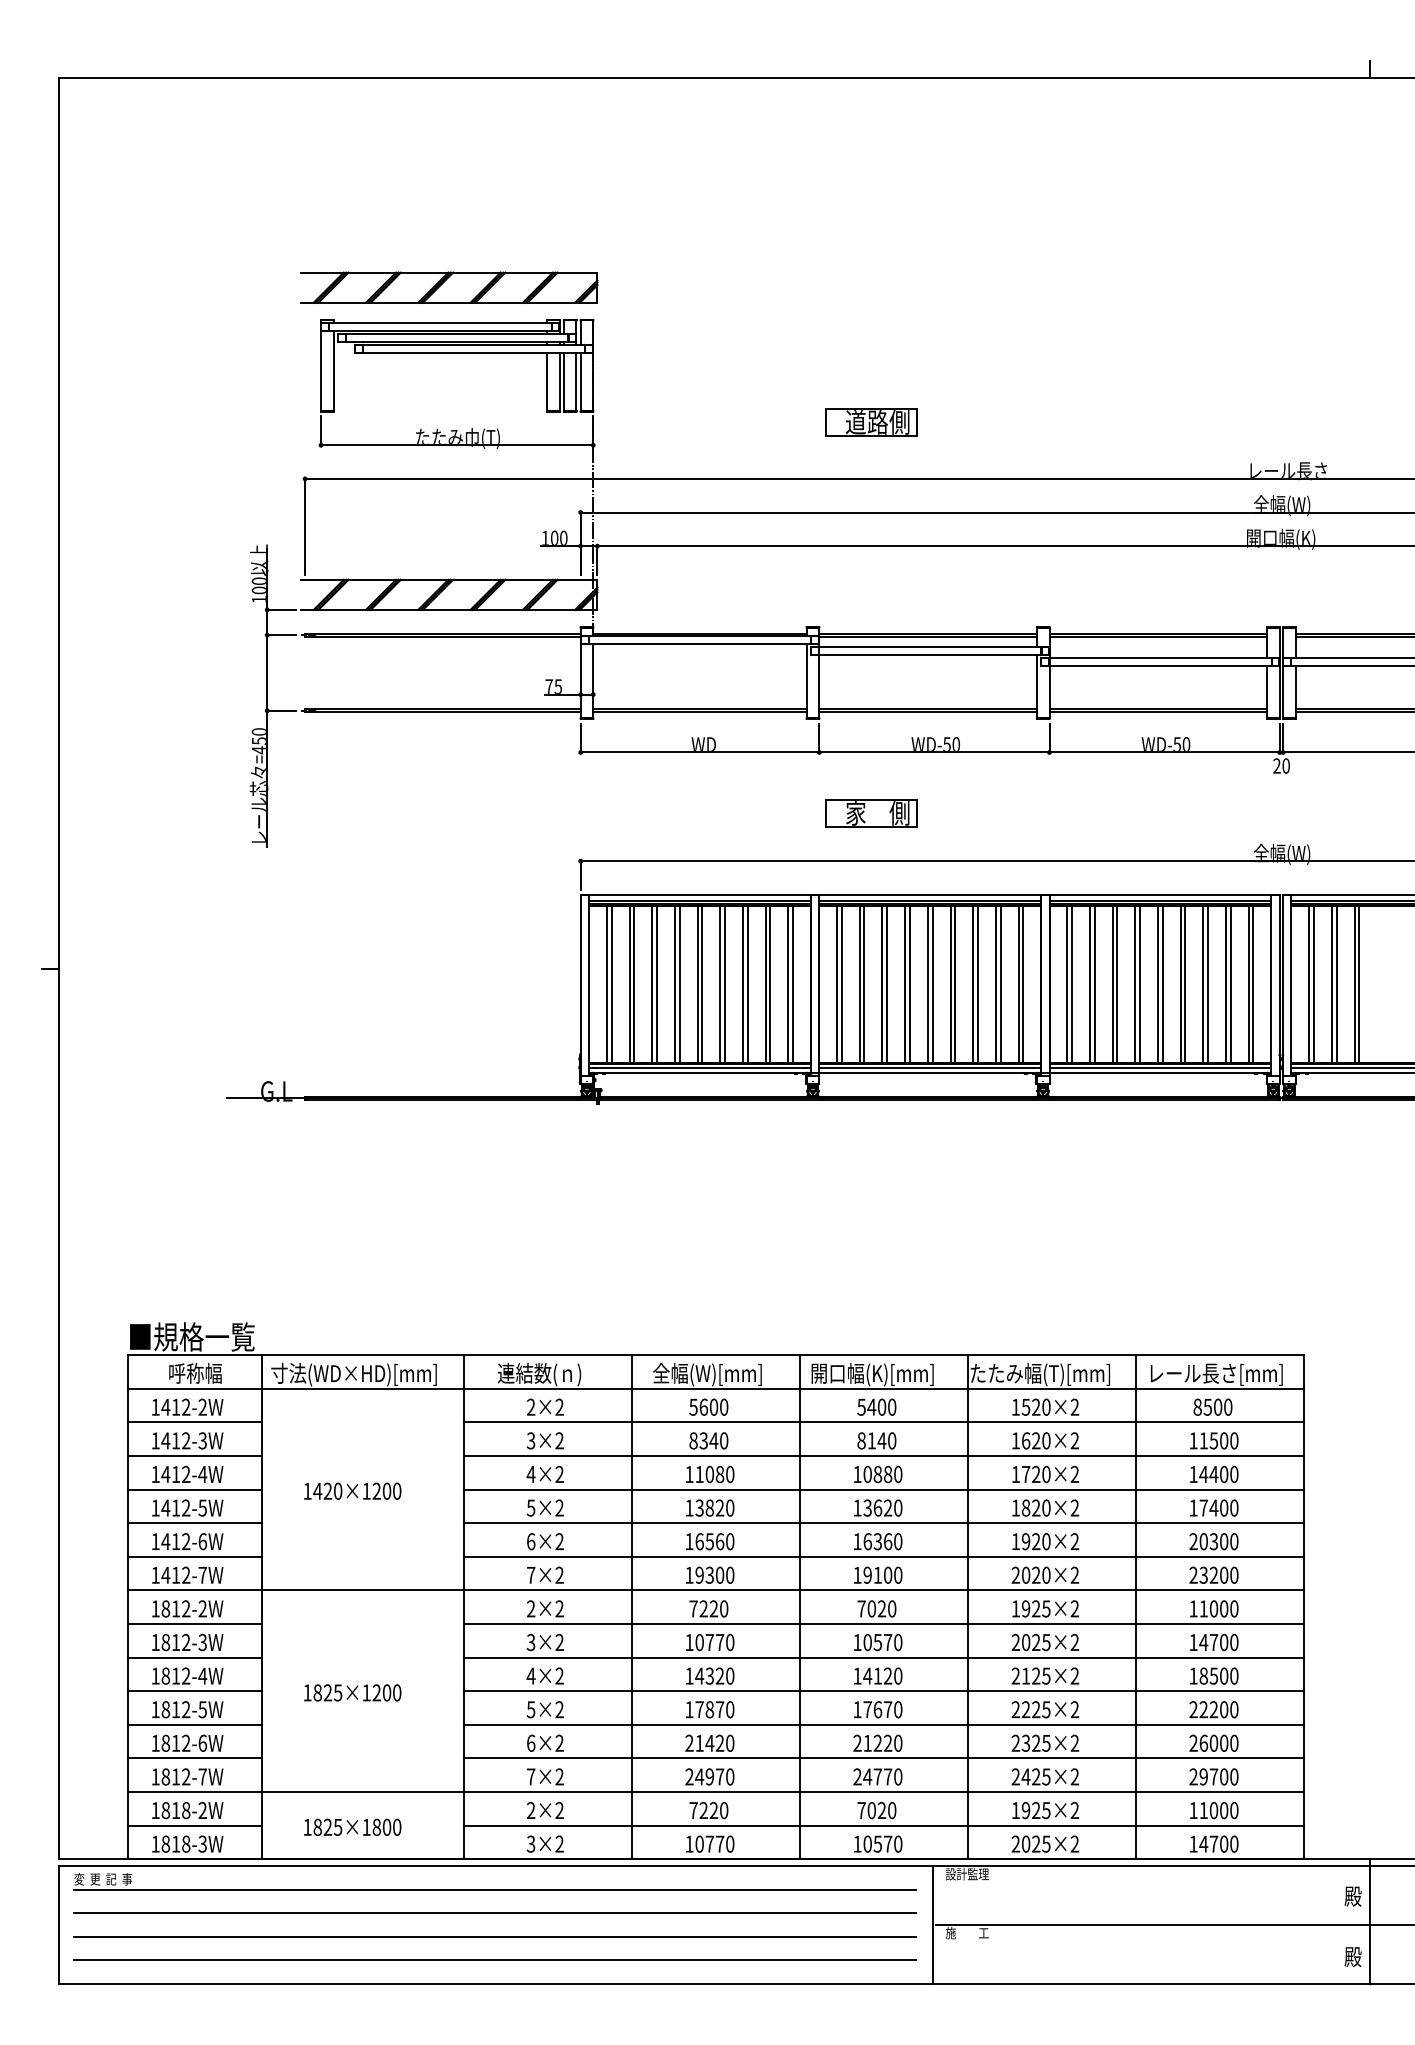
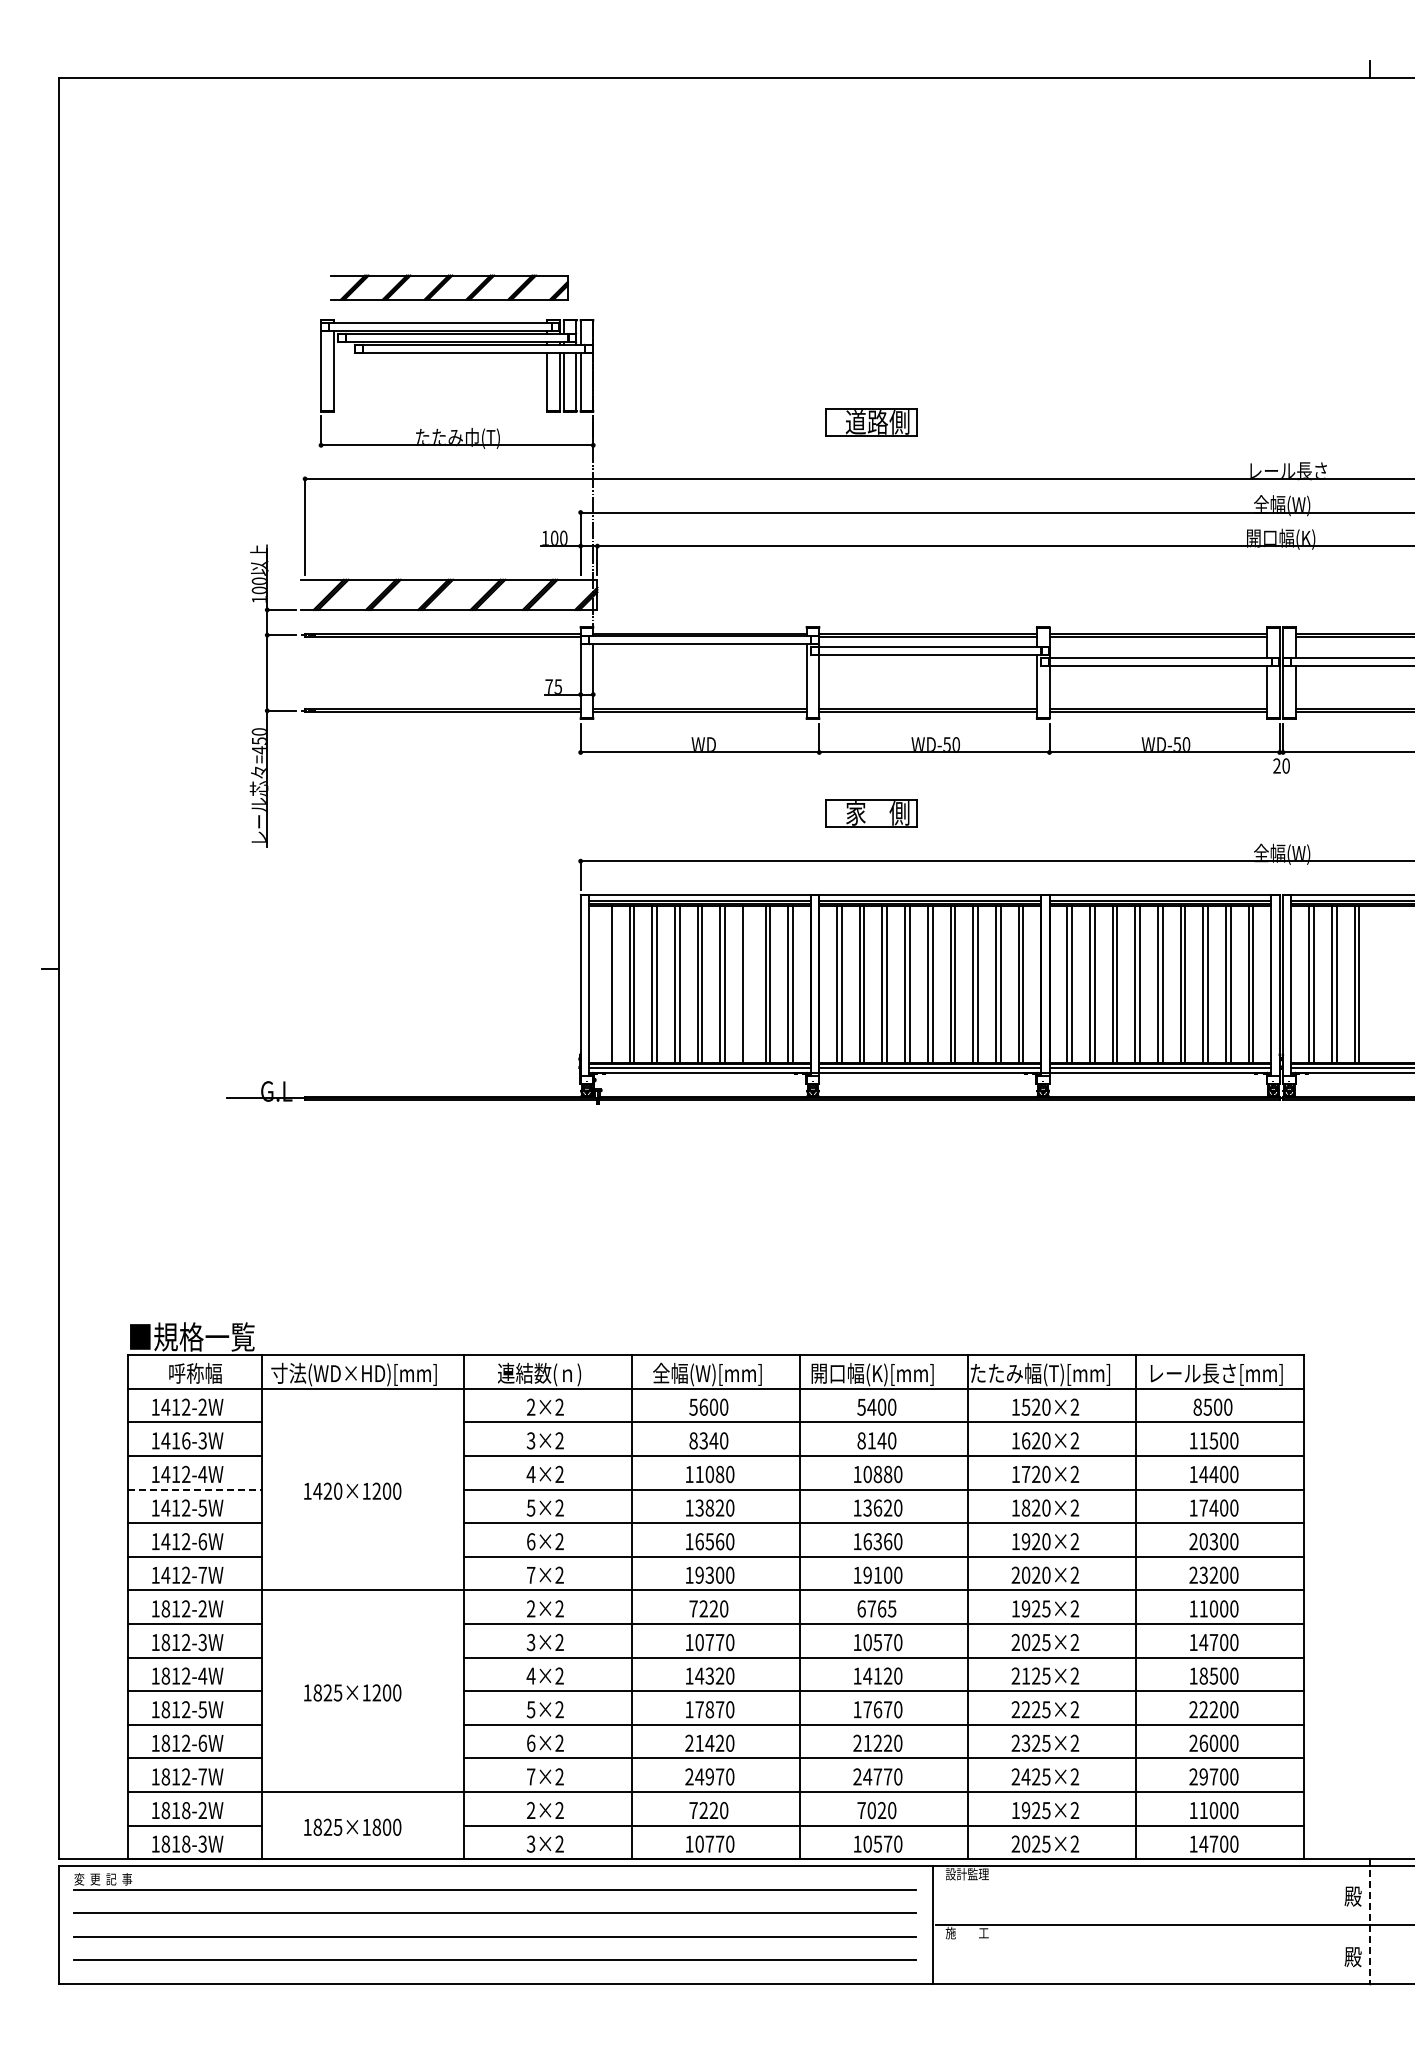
part size: 299x33 px -> 239x27 px (449, 287)
line: present -> none (606, 983)
line: present -> none (747, 983)
text: 1412-3W -> 1416-3W (186, 1440)
line: solid -> dashed (195, 1489)
text: 7020 -> 6765 (876, 1608)
line: solid -> dashed (1369, 1921)
